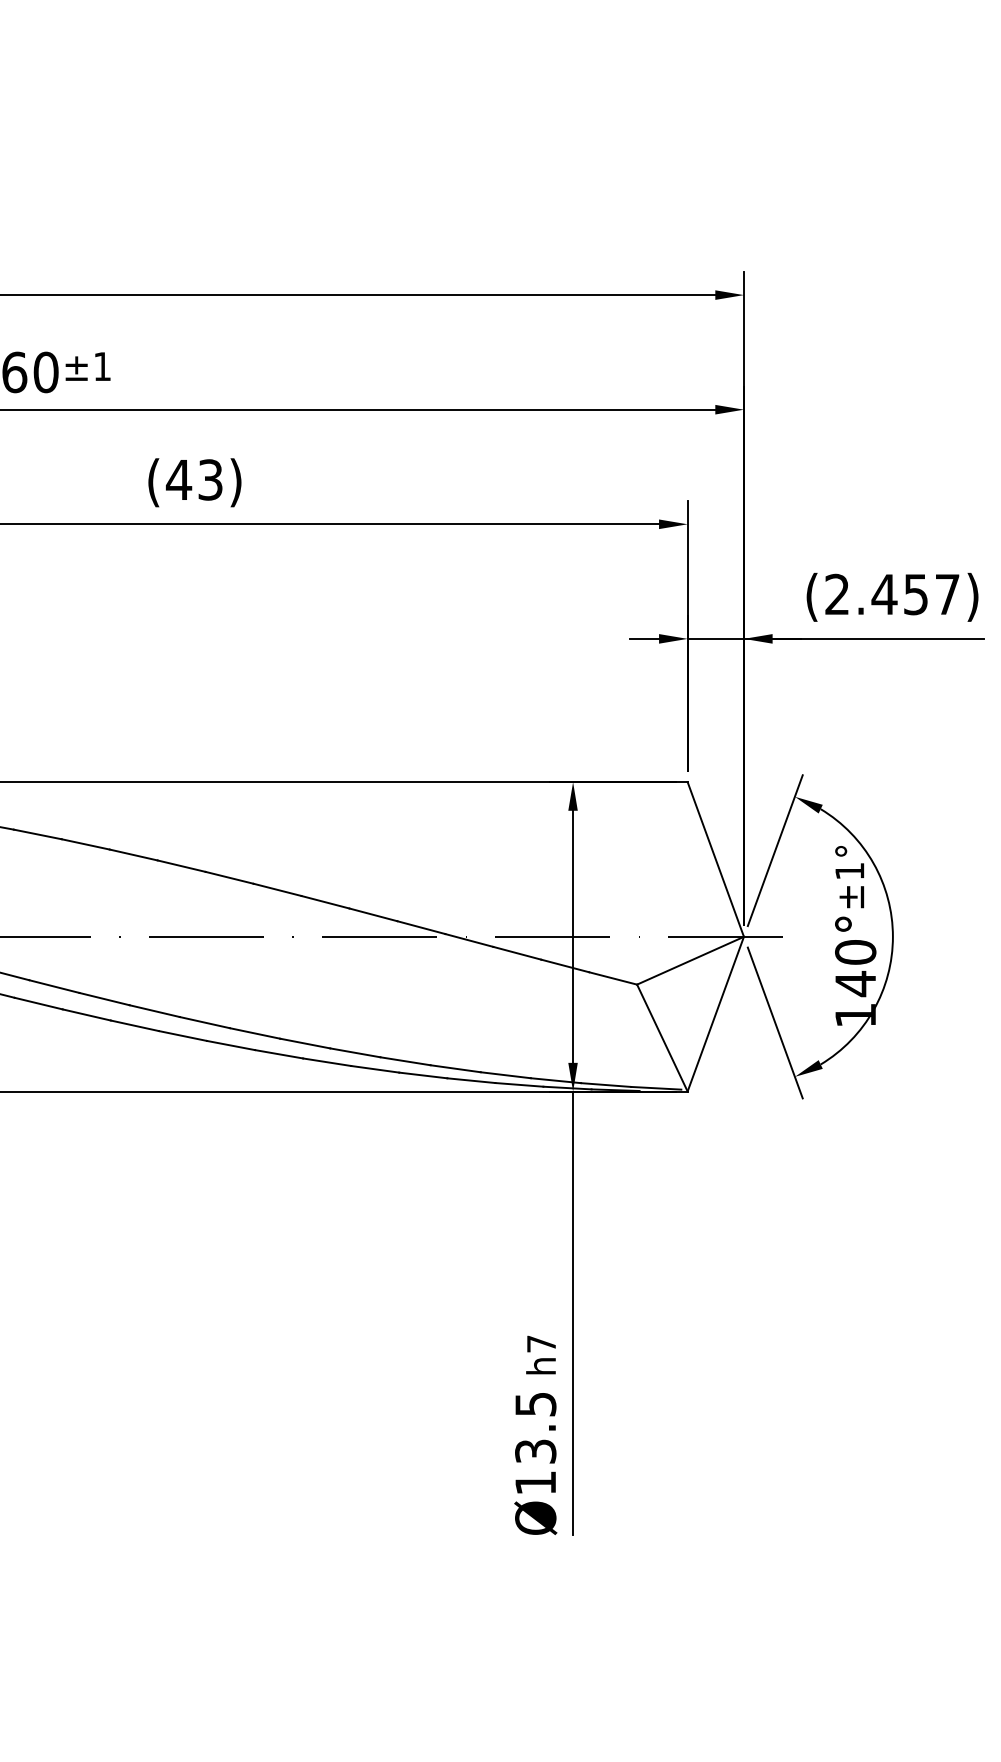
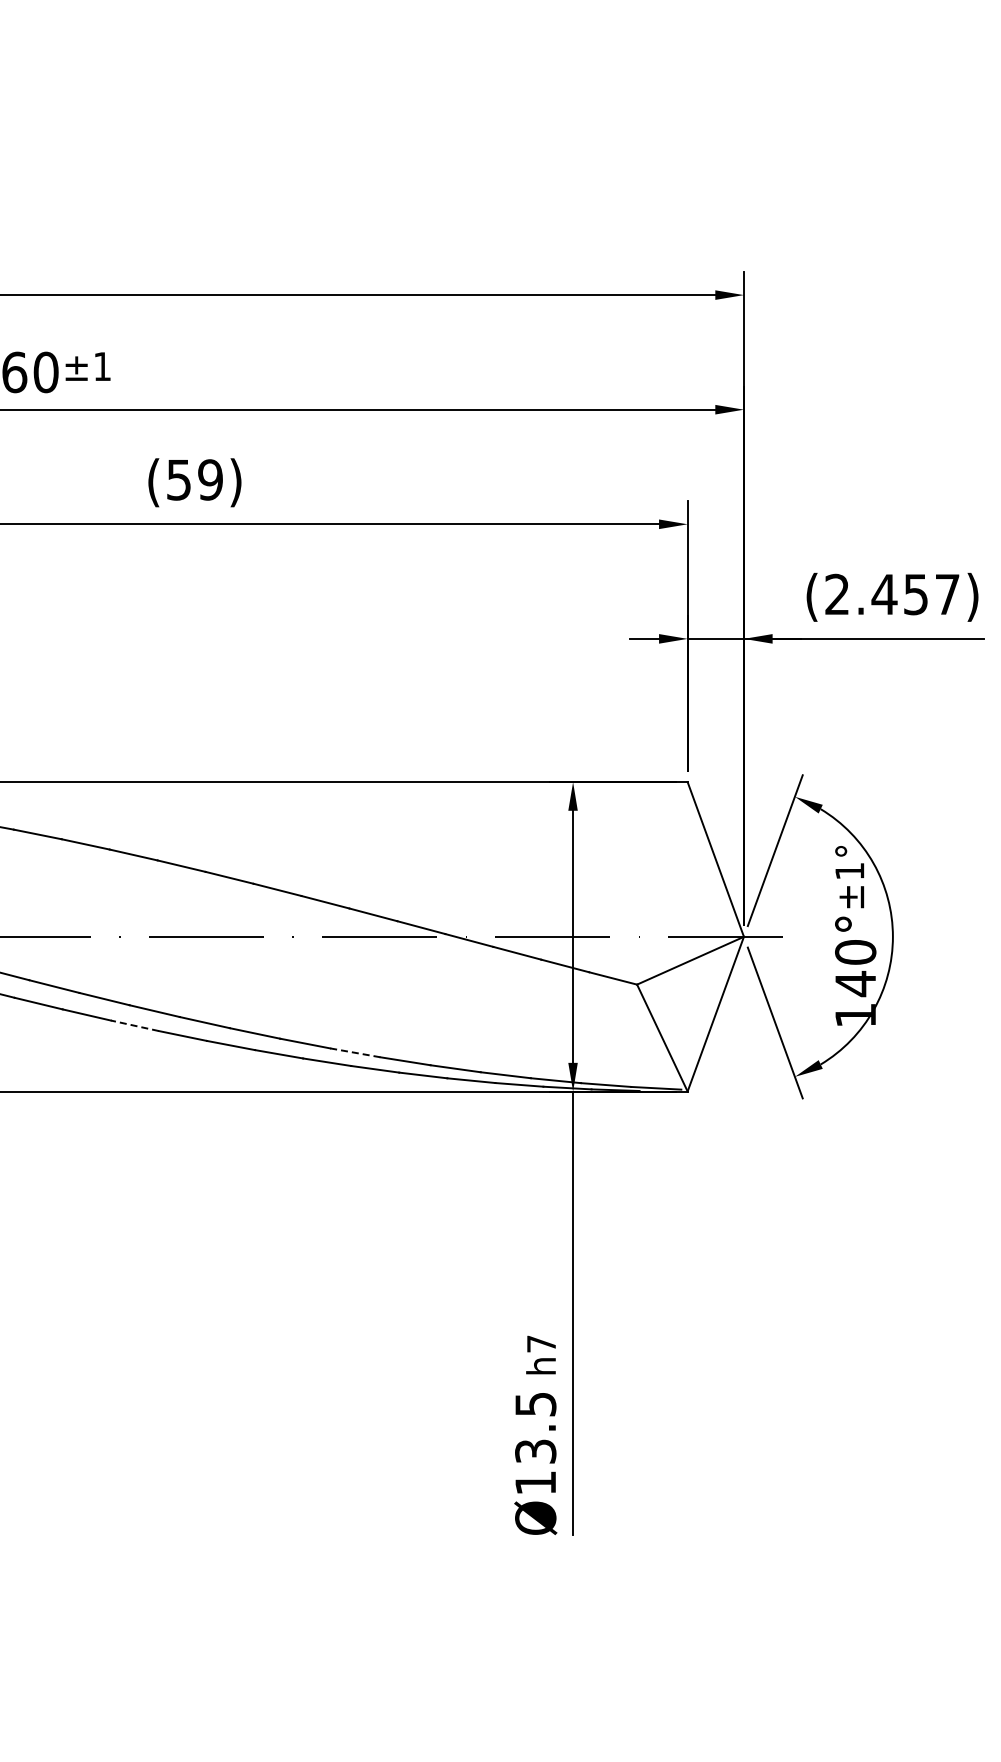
text: (43) -> (59) (193, 479)
line: solid -> dashed (134, 1025)
line: solid -> dashed (354, 1052)
